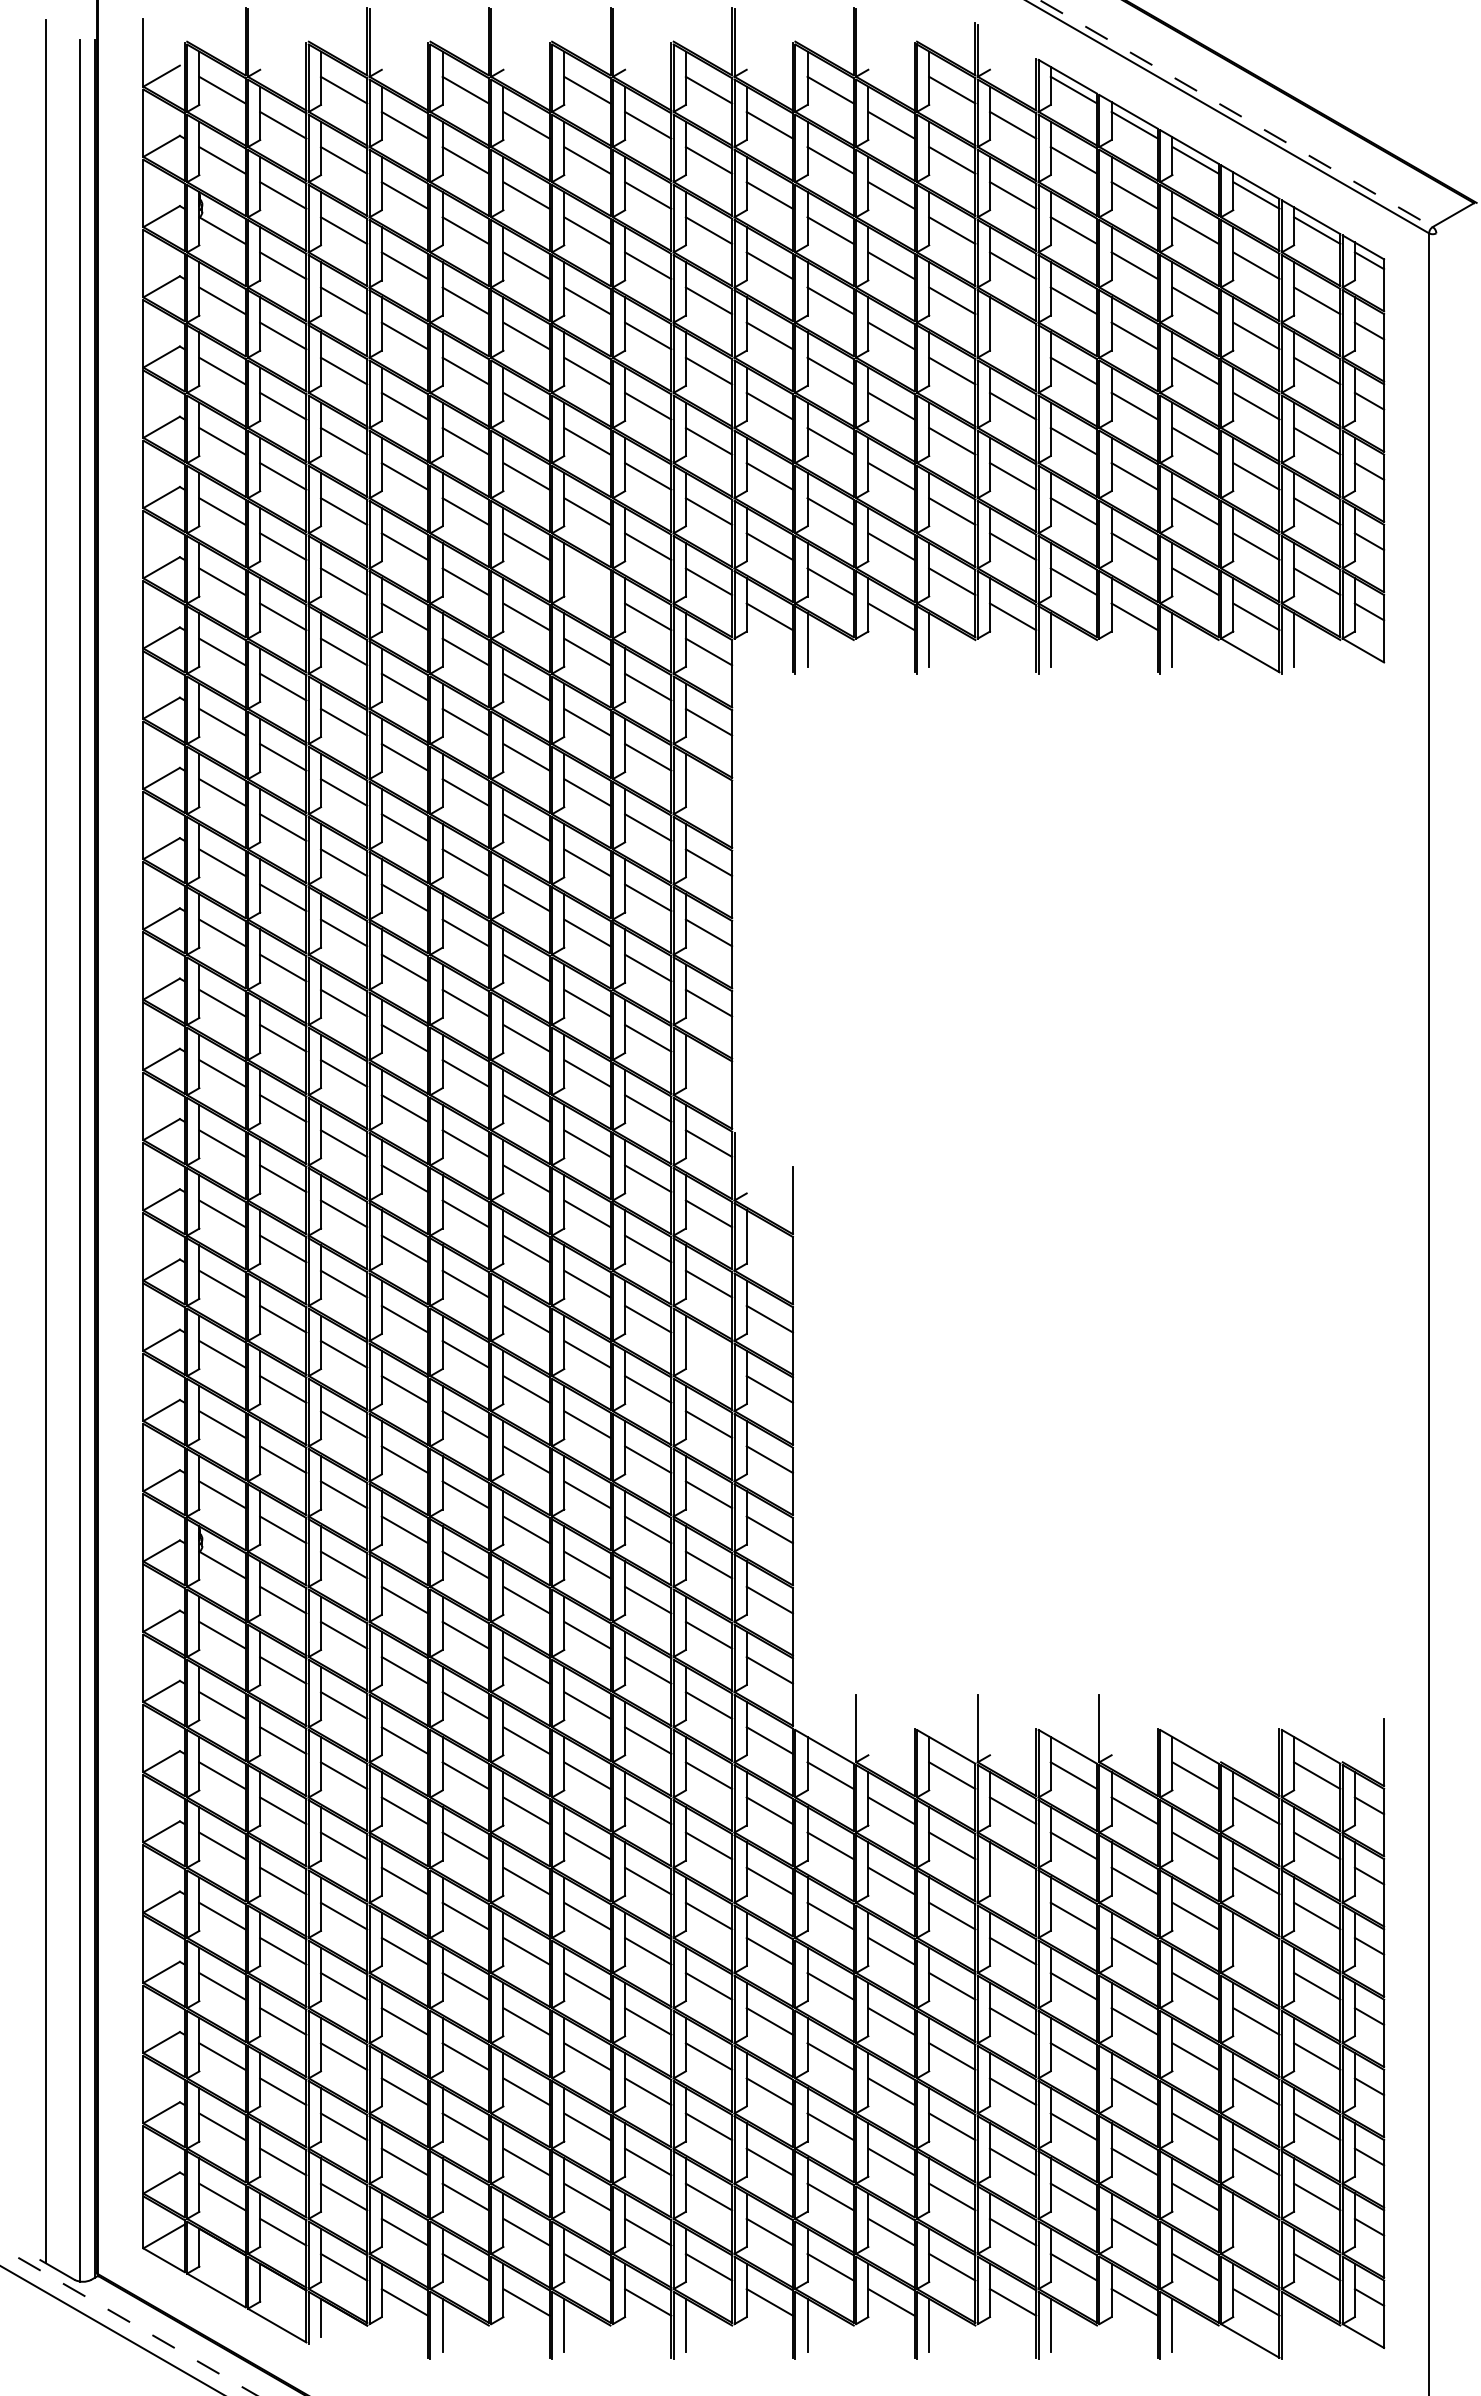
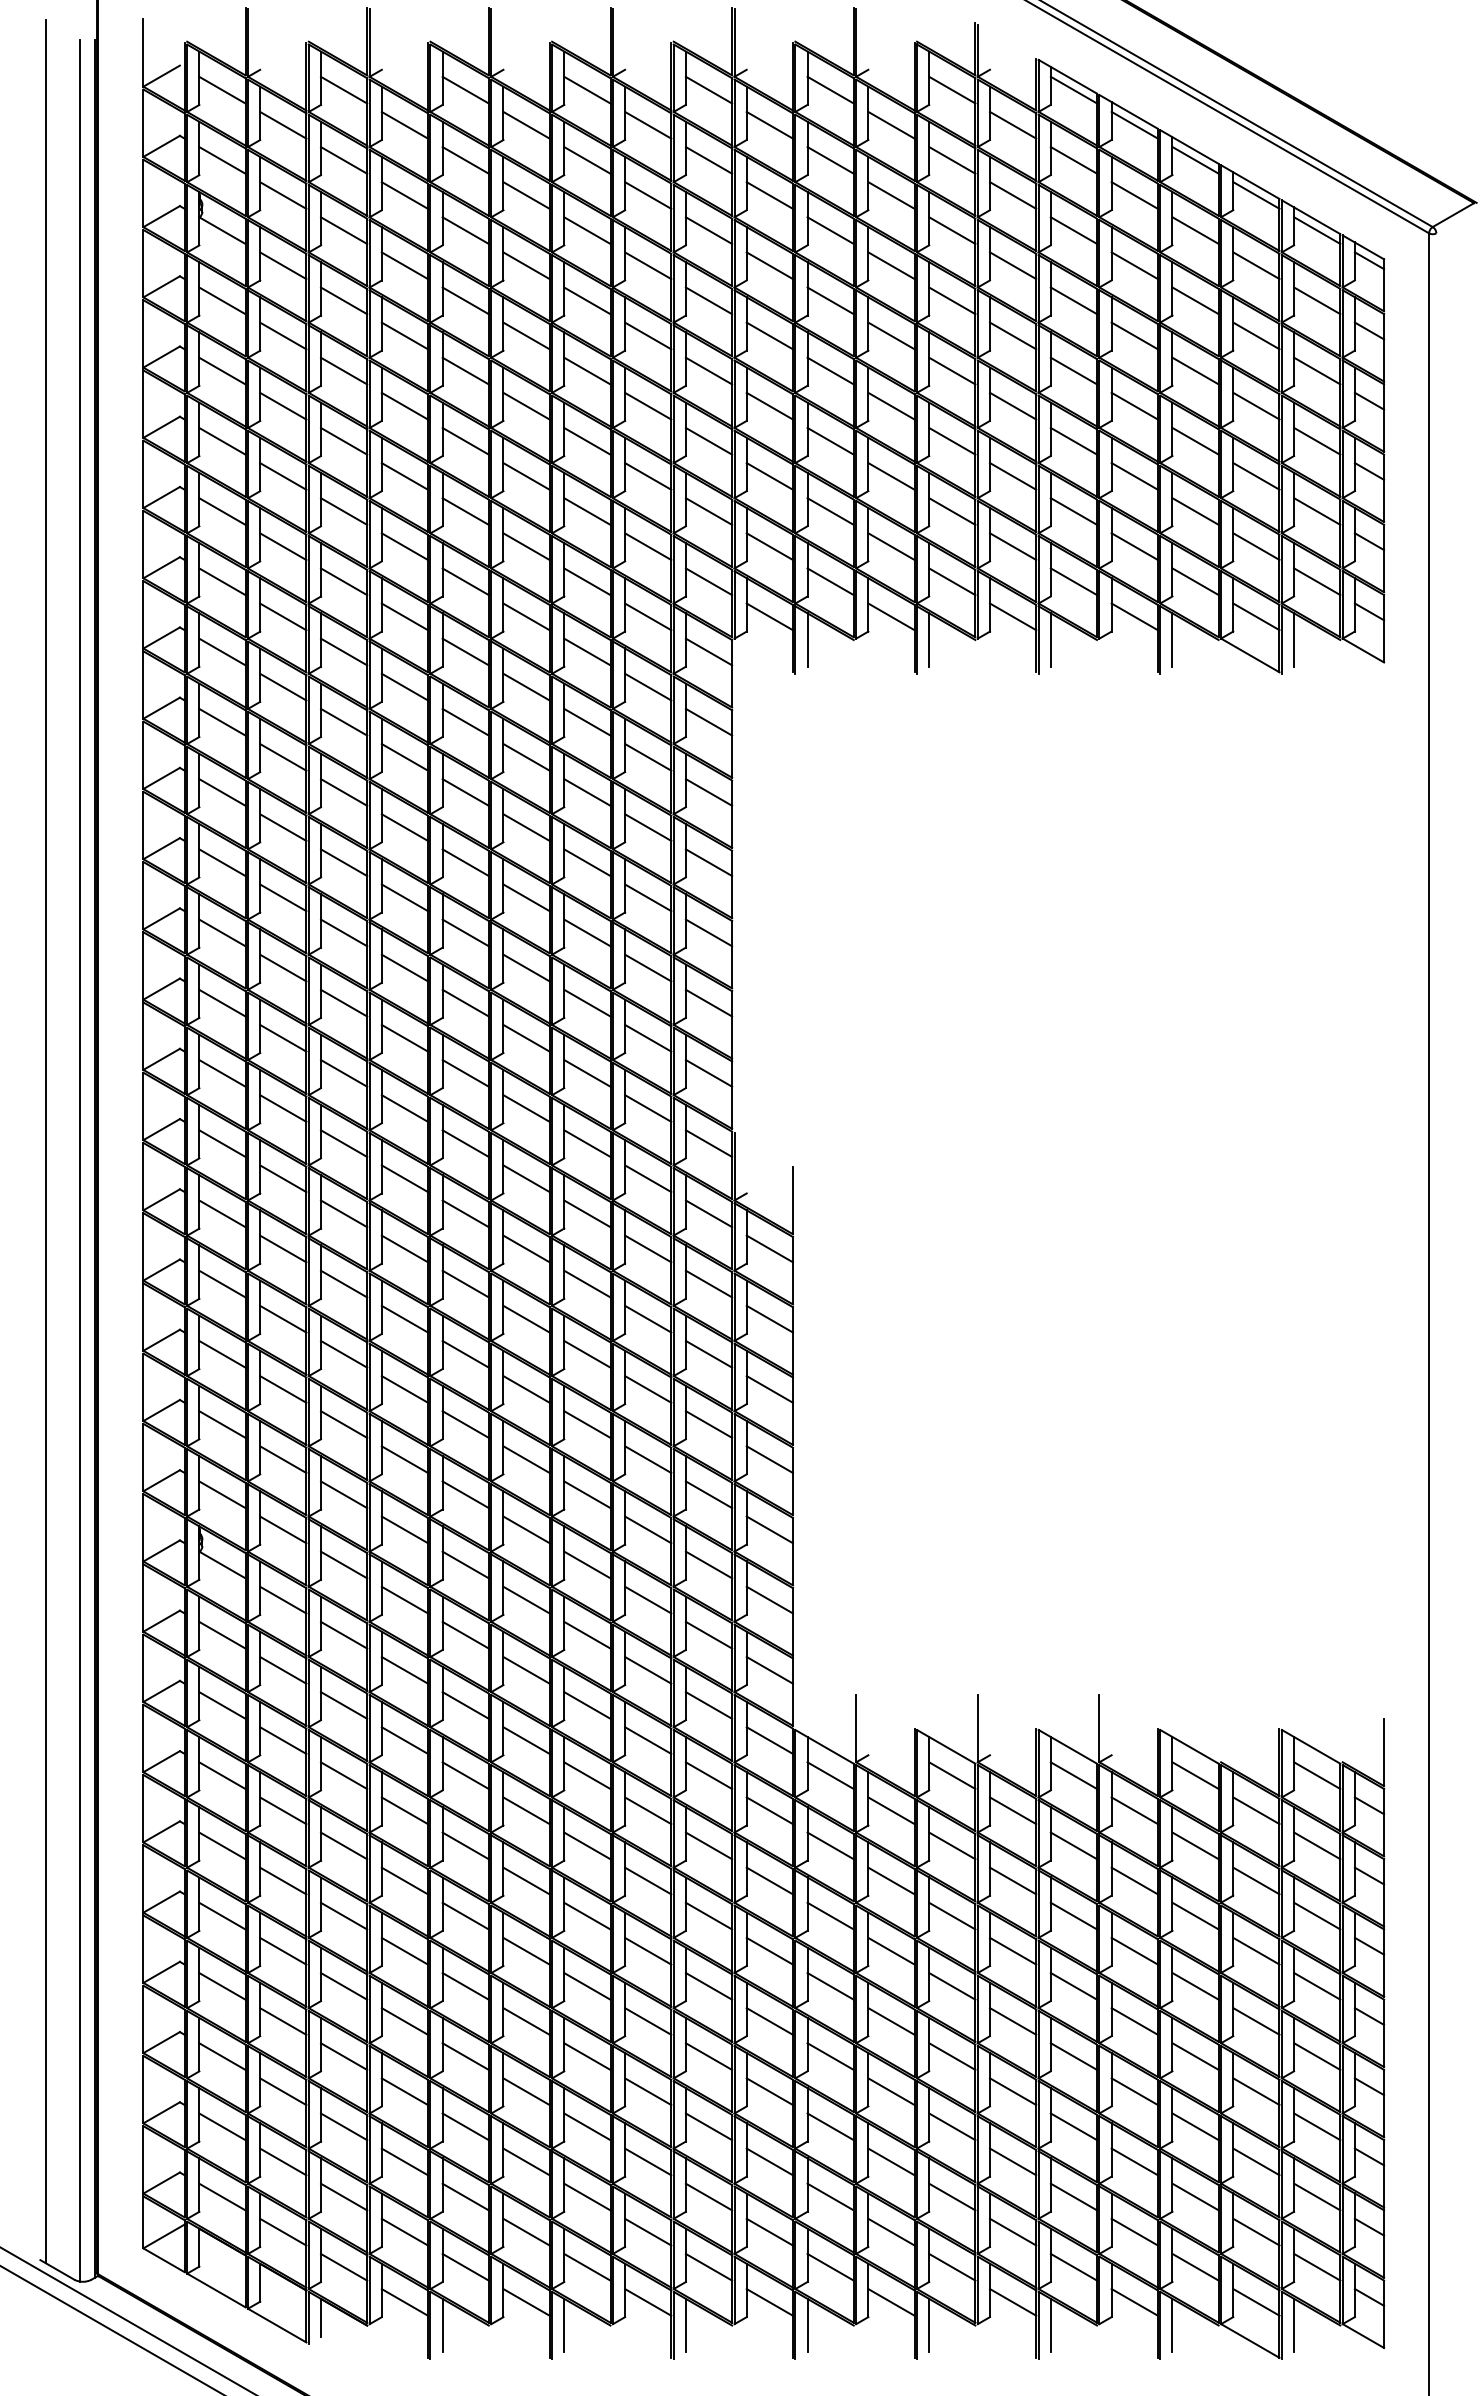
line: dashed -> solid (1236, 113)
line: none -> present (1012, 335)
line: none -> present (587, 581)
line: none -> present (708, 792)
line: none -> present (708, 1073)
line: none -> present (769, 1248)
line: none -> present (708, 1353)
line: none -> present (1012, 1880)
line: none -> present (1256, 1950)
line: none -> present (1256, 2231)
line: dashed -> solid (128, 2321)
line: none -> present (1294, 2325)
